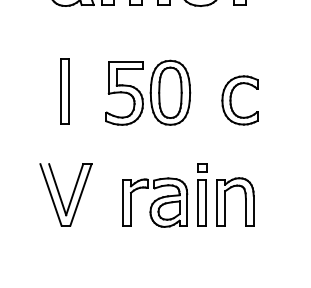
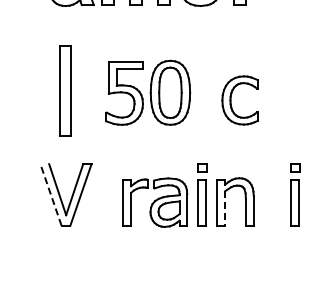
part size: 10x67 px -> 13x92 px (65, 90)
line: solid -> dashed (50, 194)
part: none -> present (295, 194)
line: solid -> dashed (225, 208)
